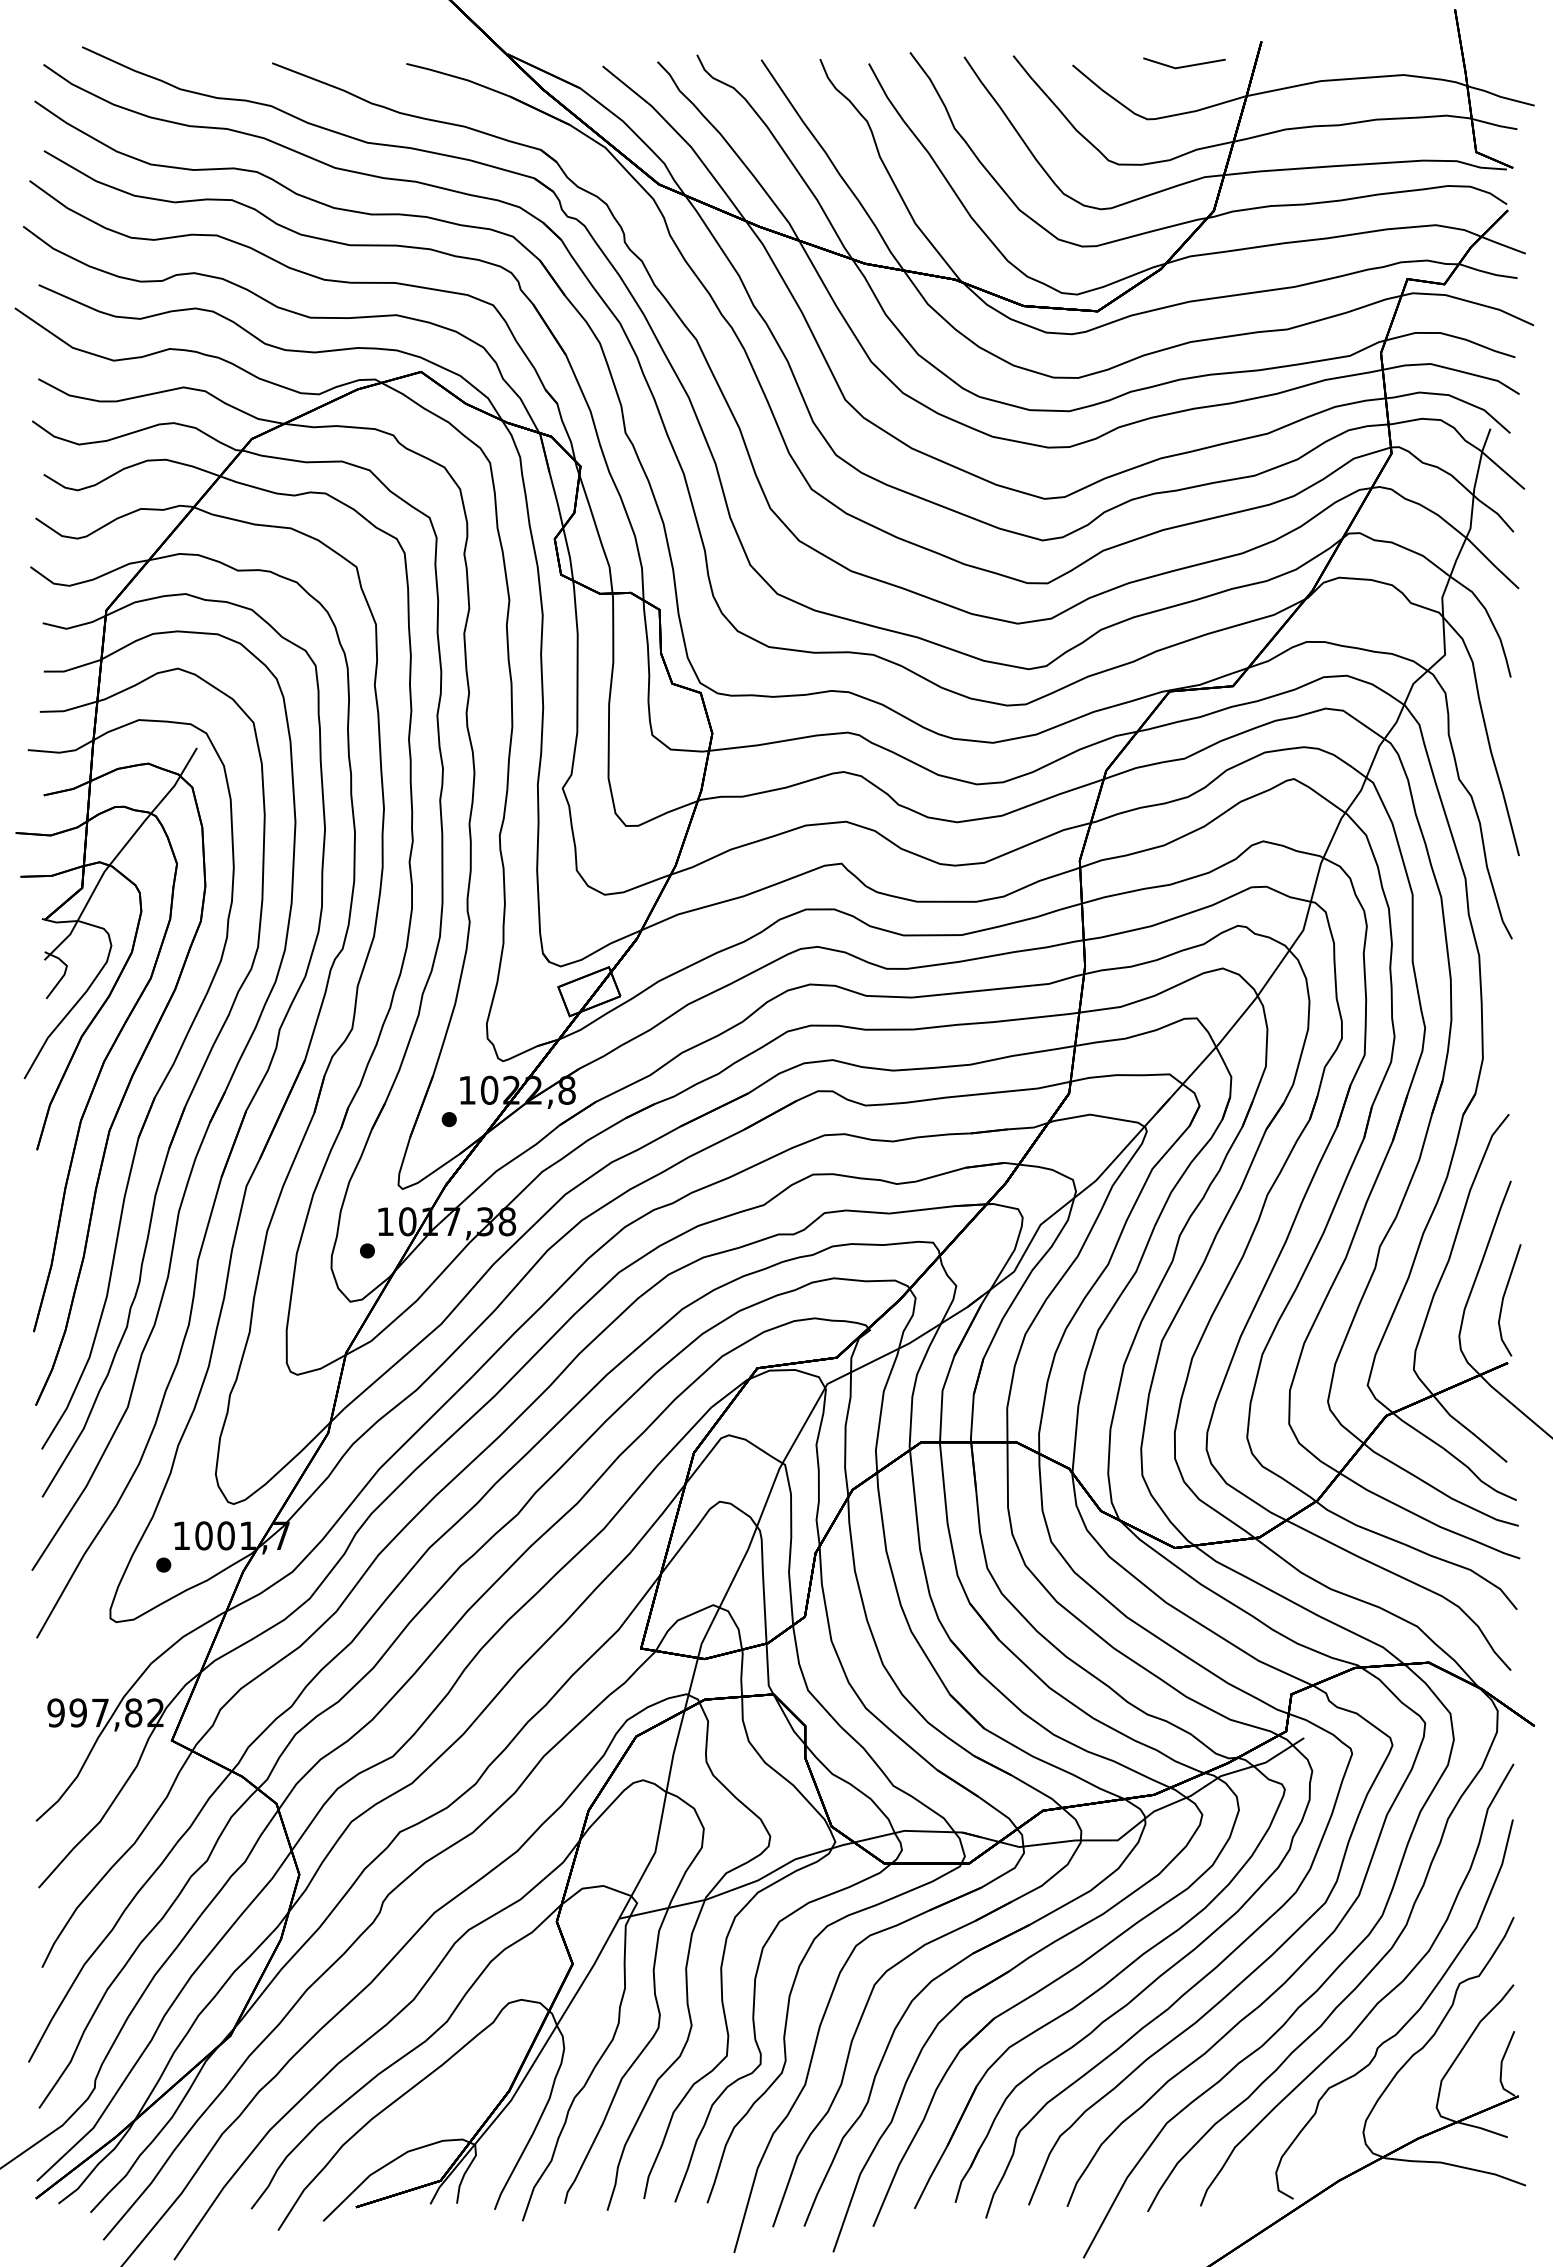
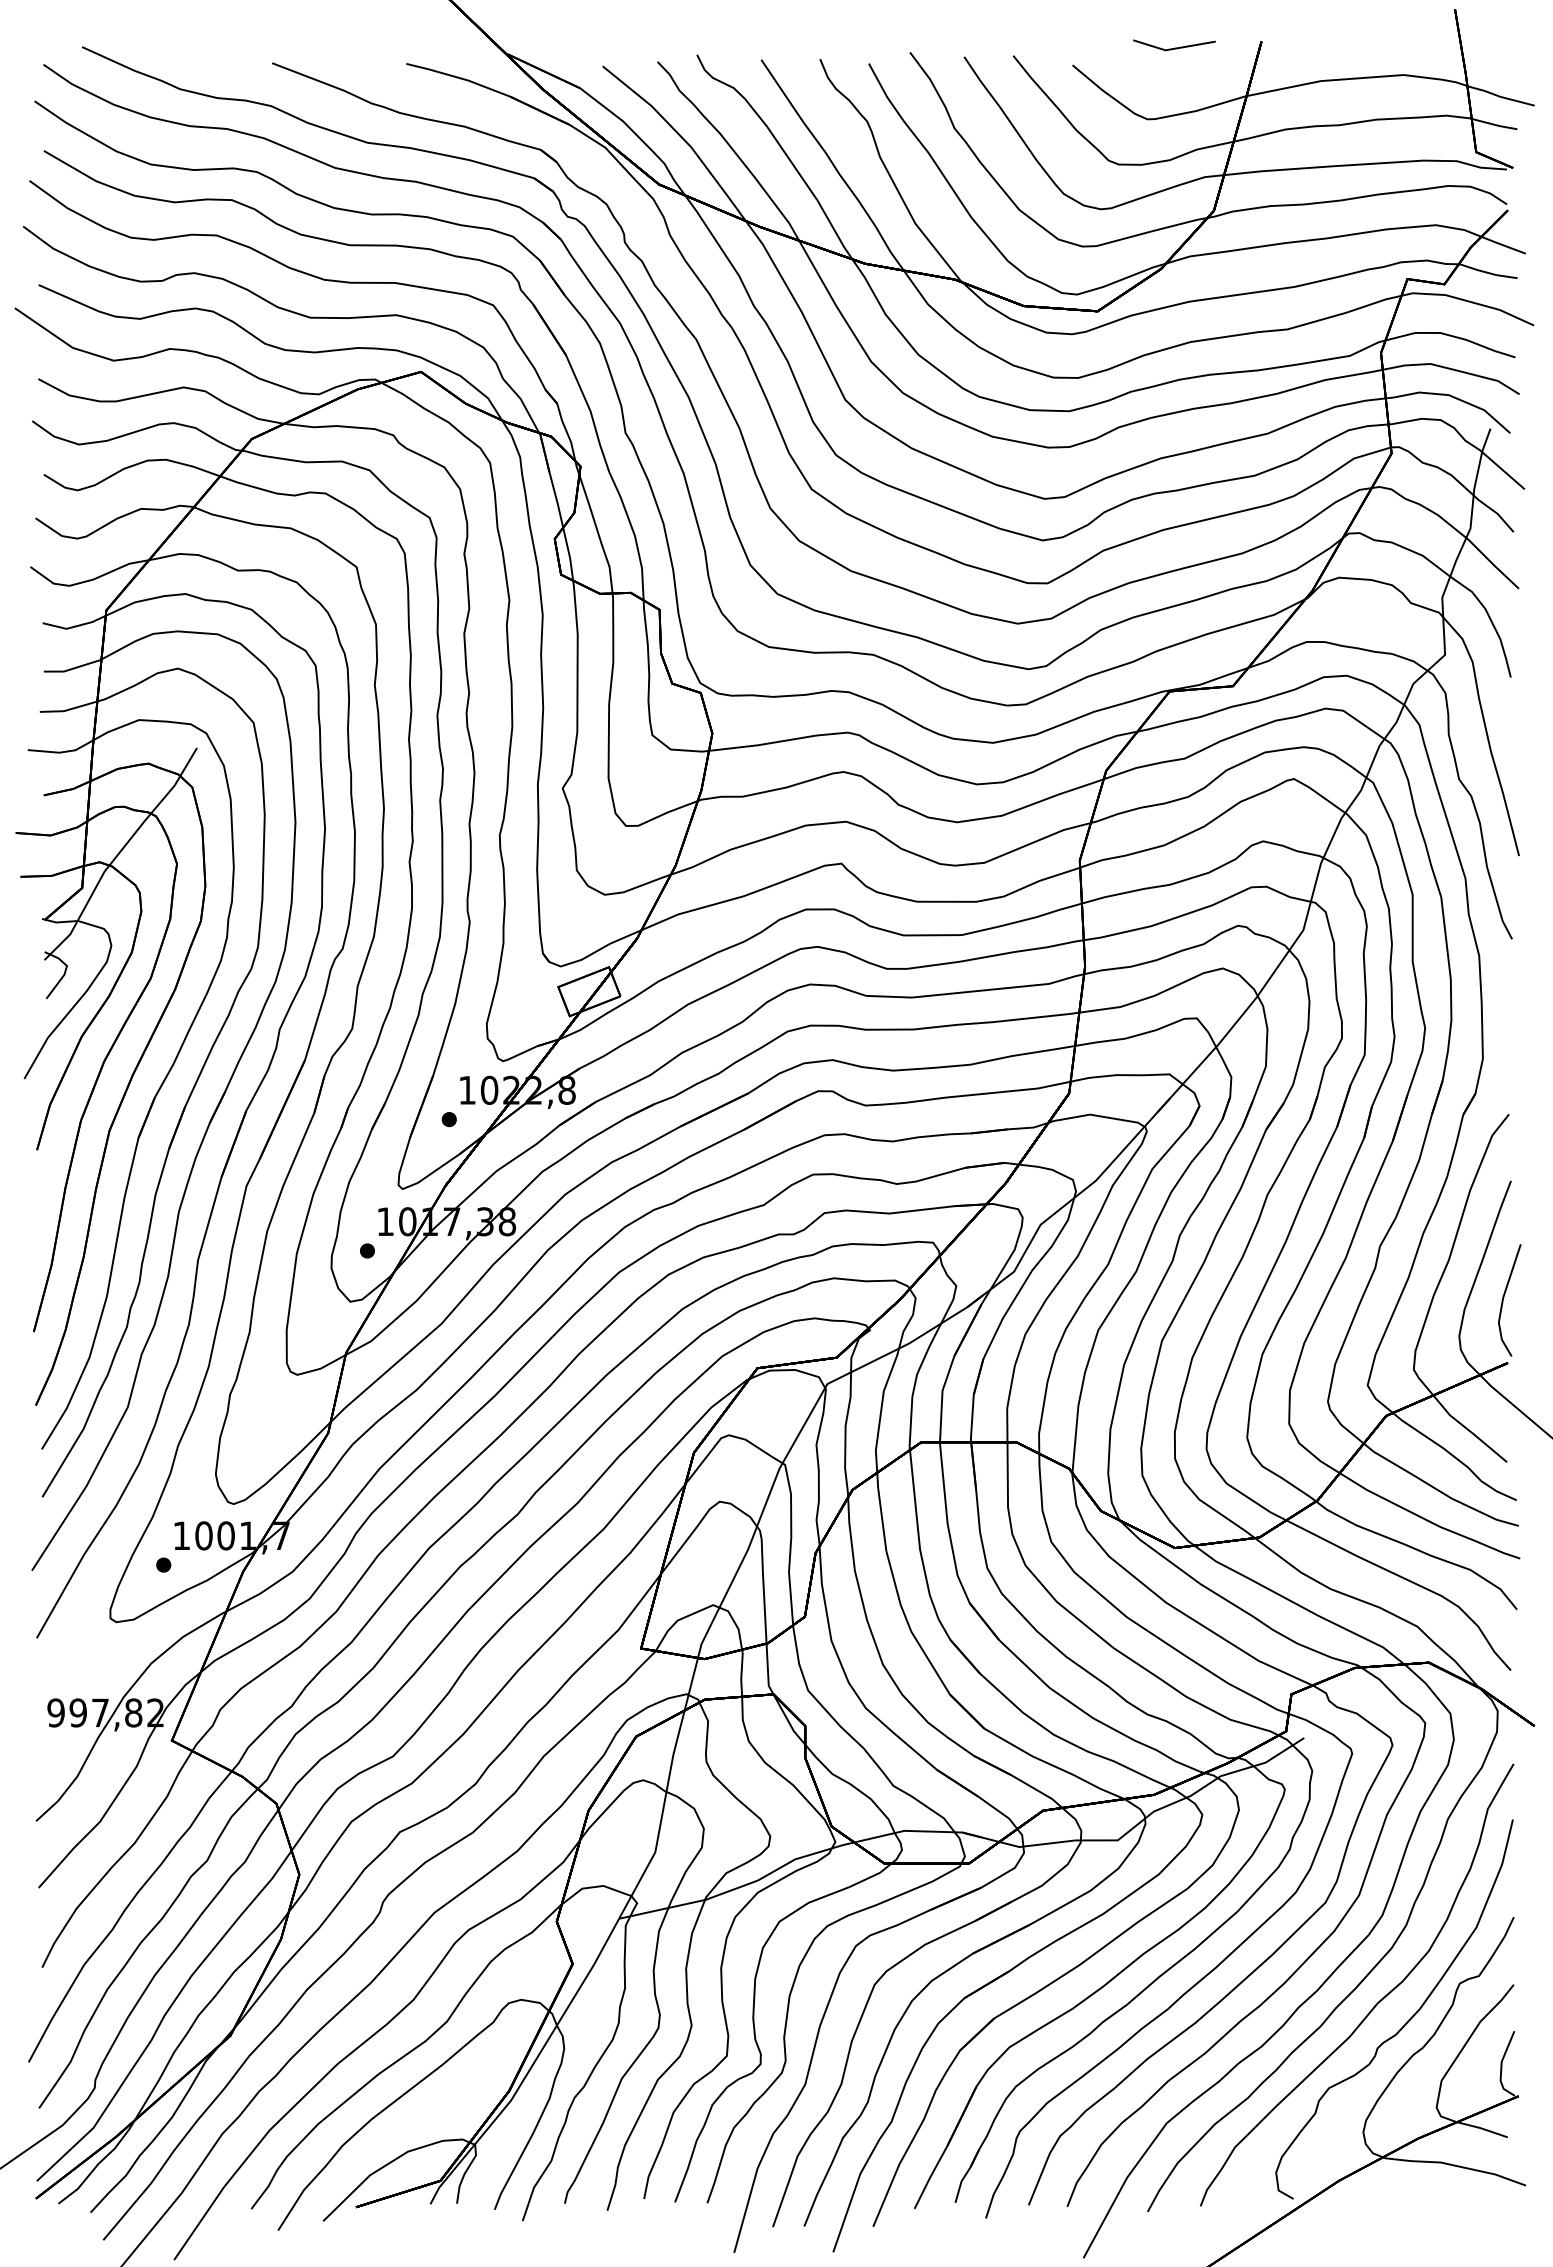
part position: (1184, 63) -> (1174, 45) (1174, 45)
